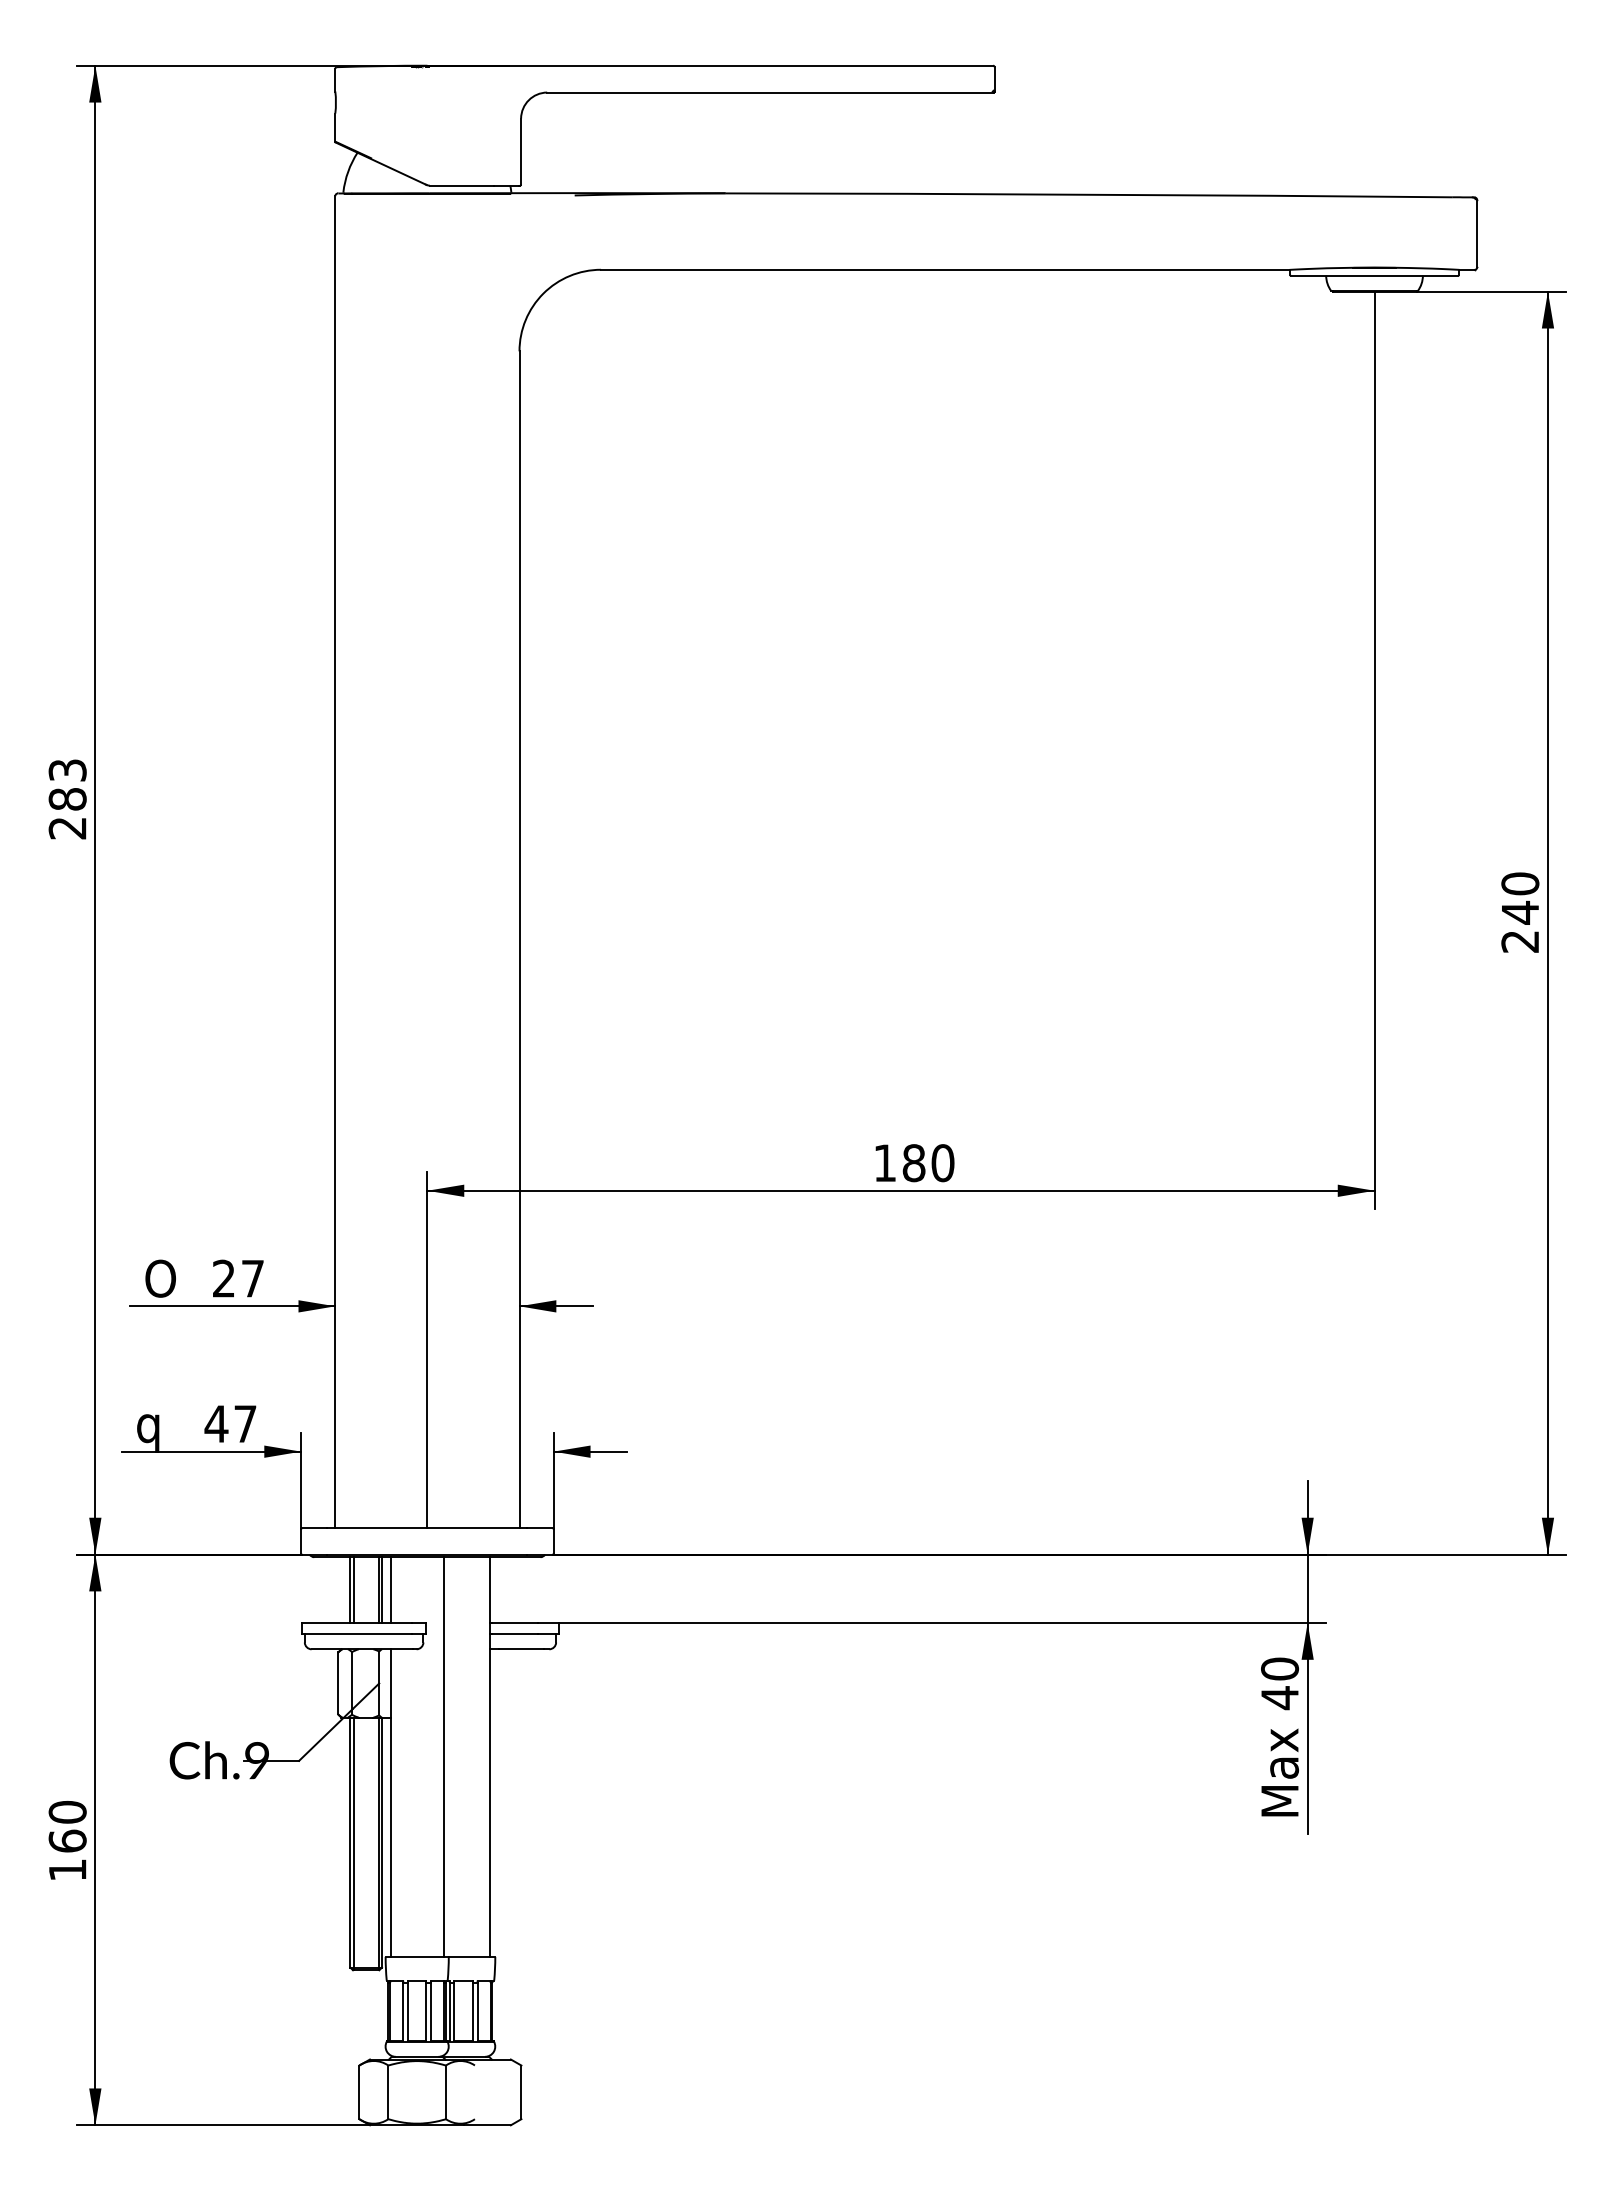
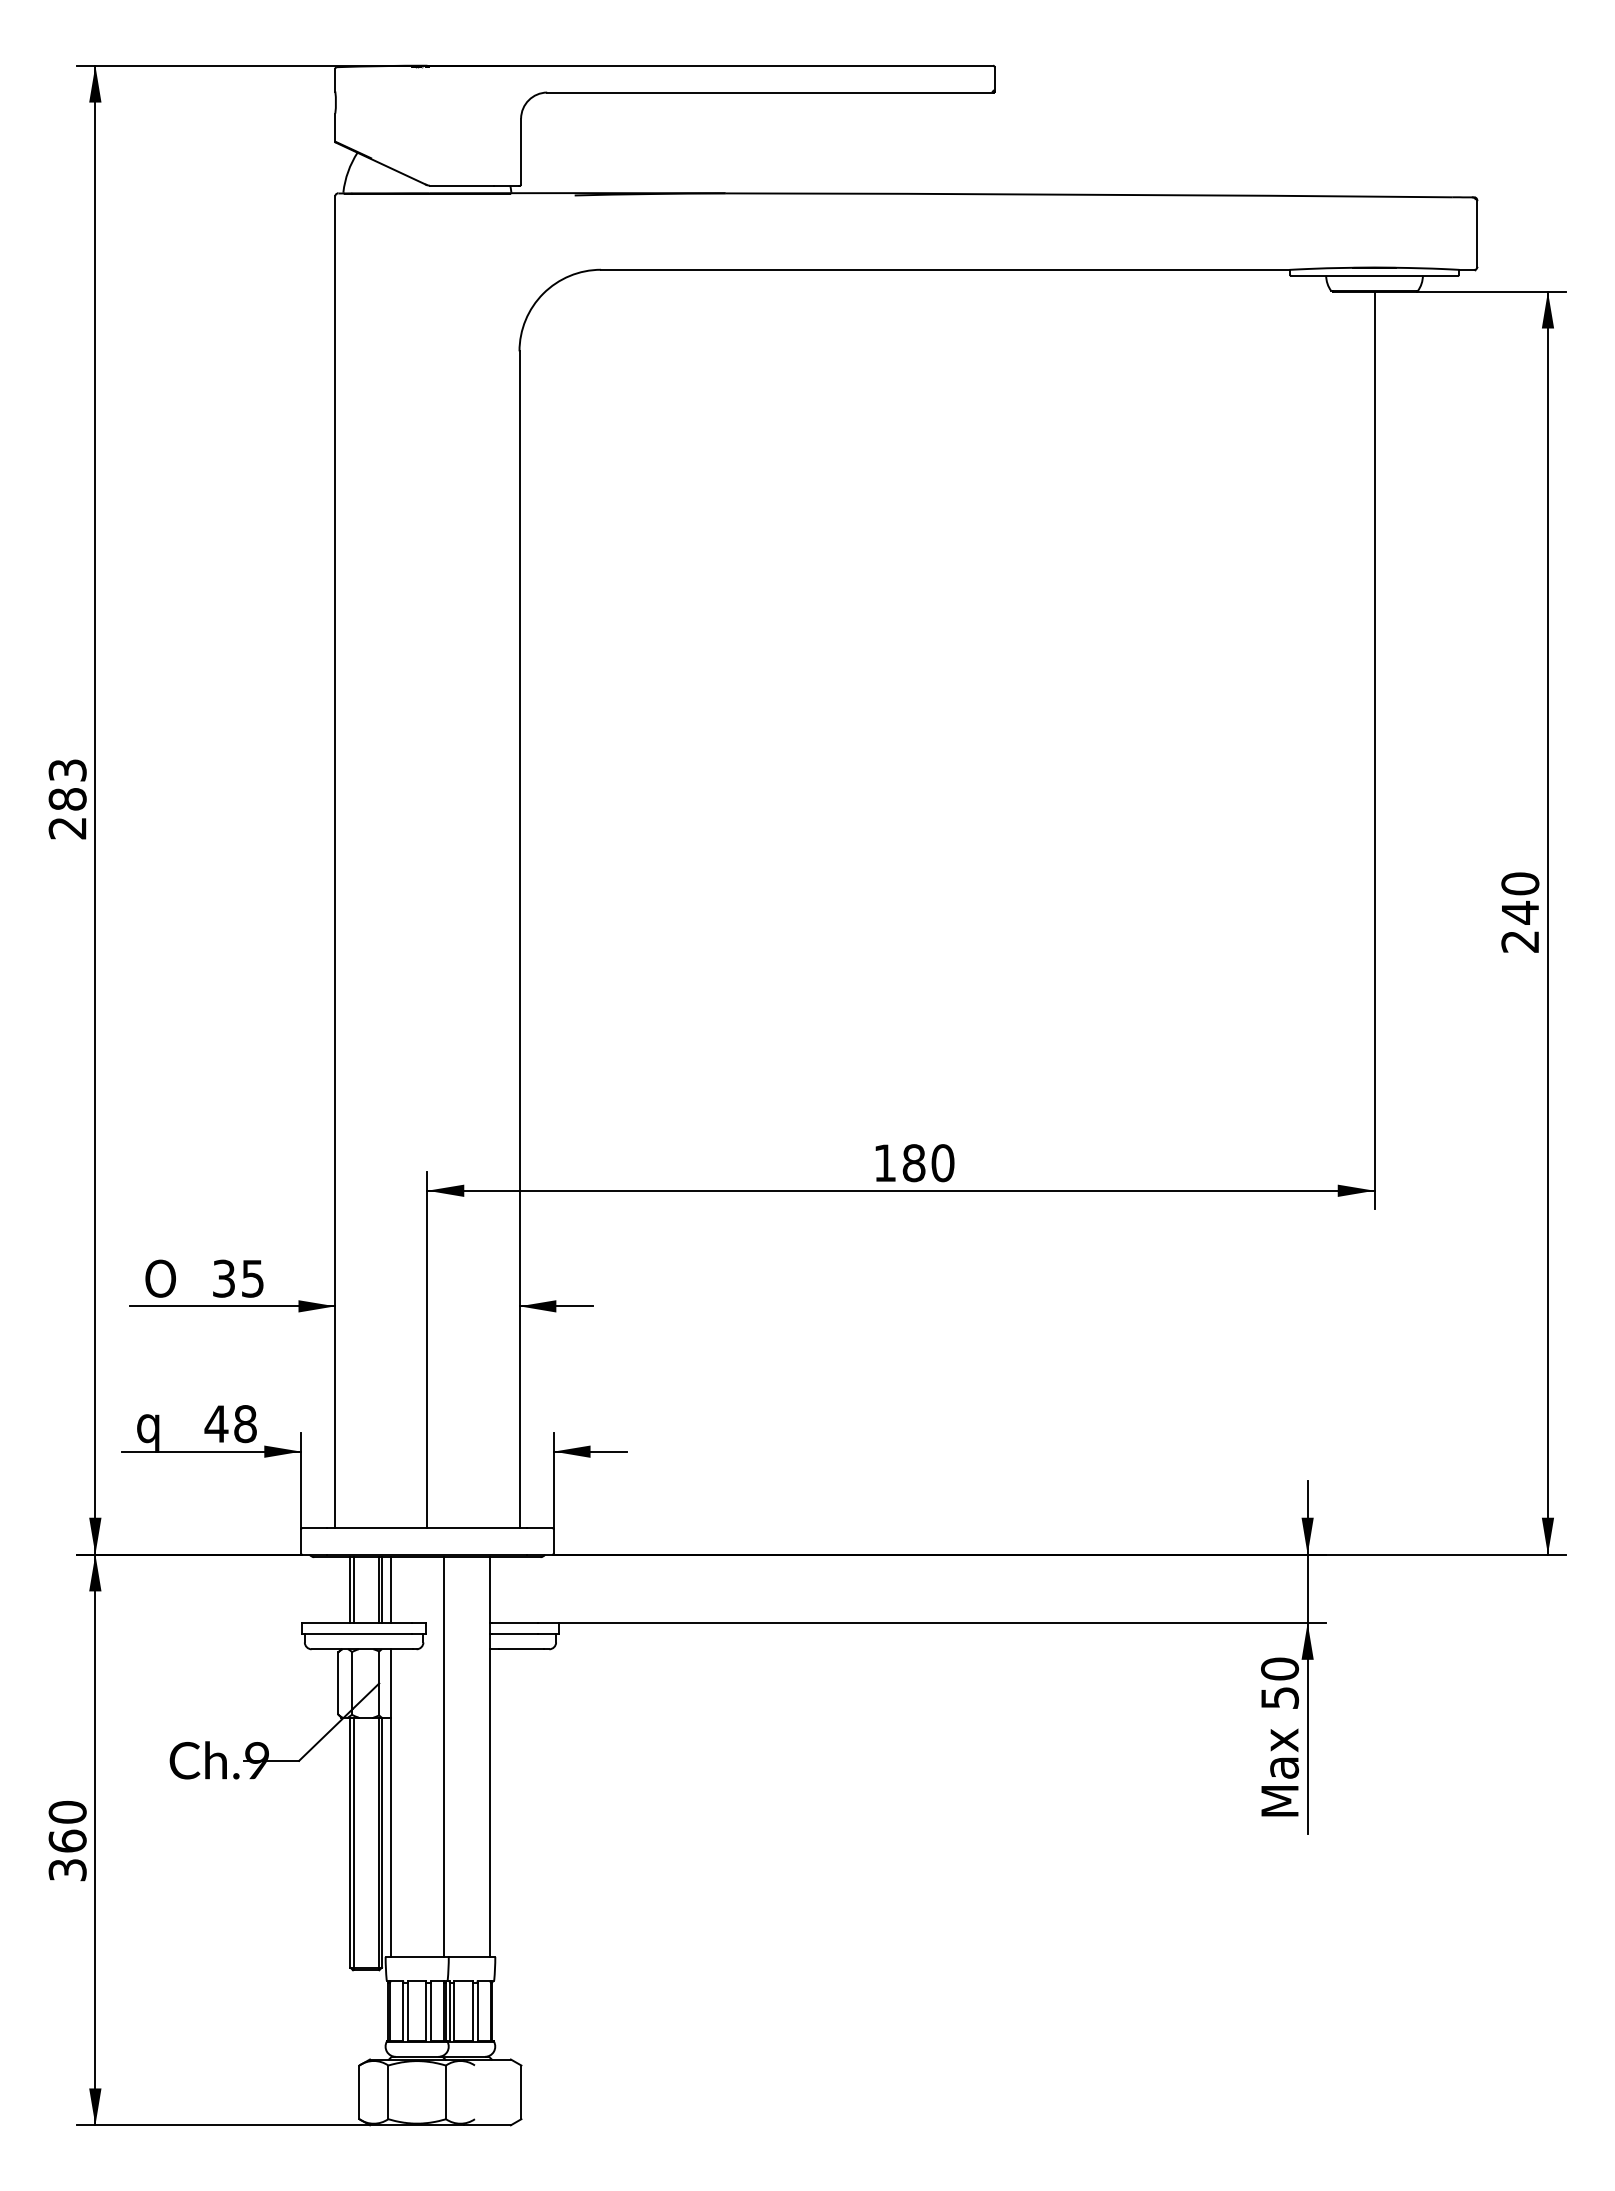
text: 27 -> 35 (238, 1278)
text: 47 -> 48 (245, 1424)
text: 40 -> 50 (1280, 1698)
text: 160 -> 360 (67, 1870)
